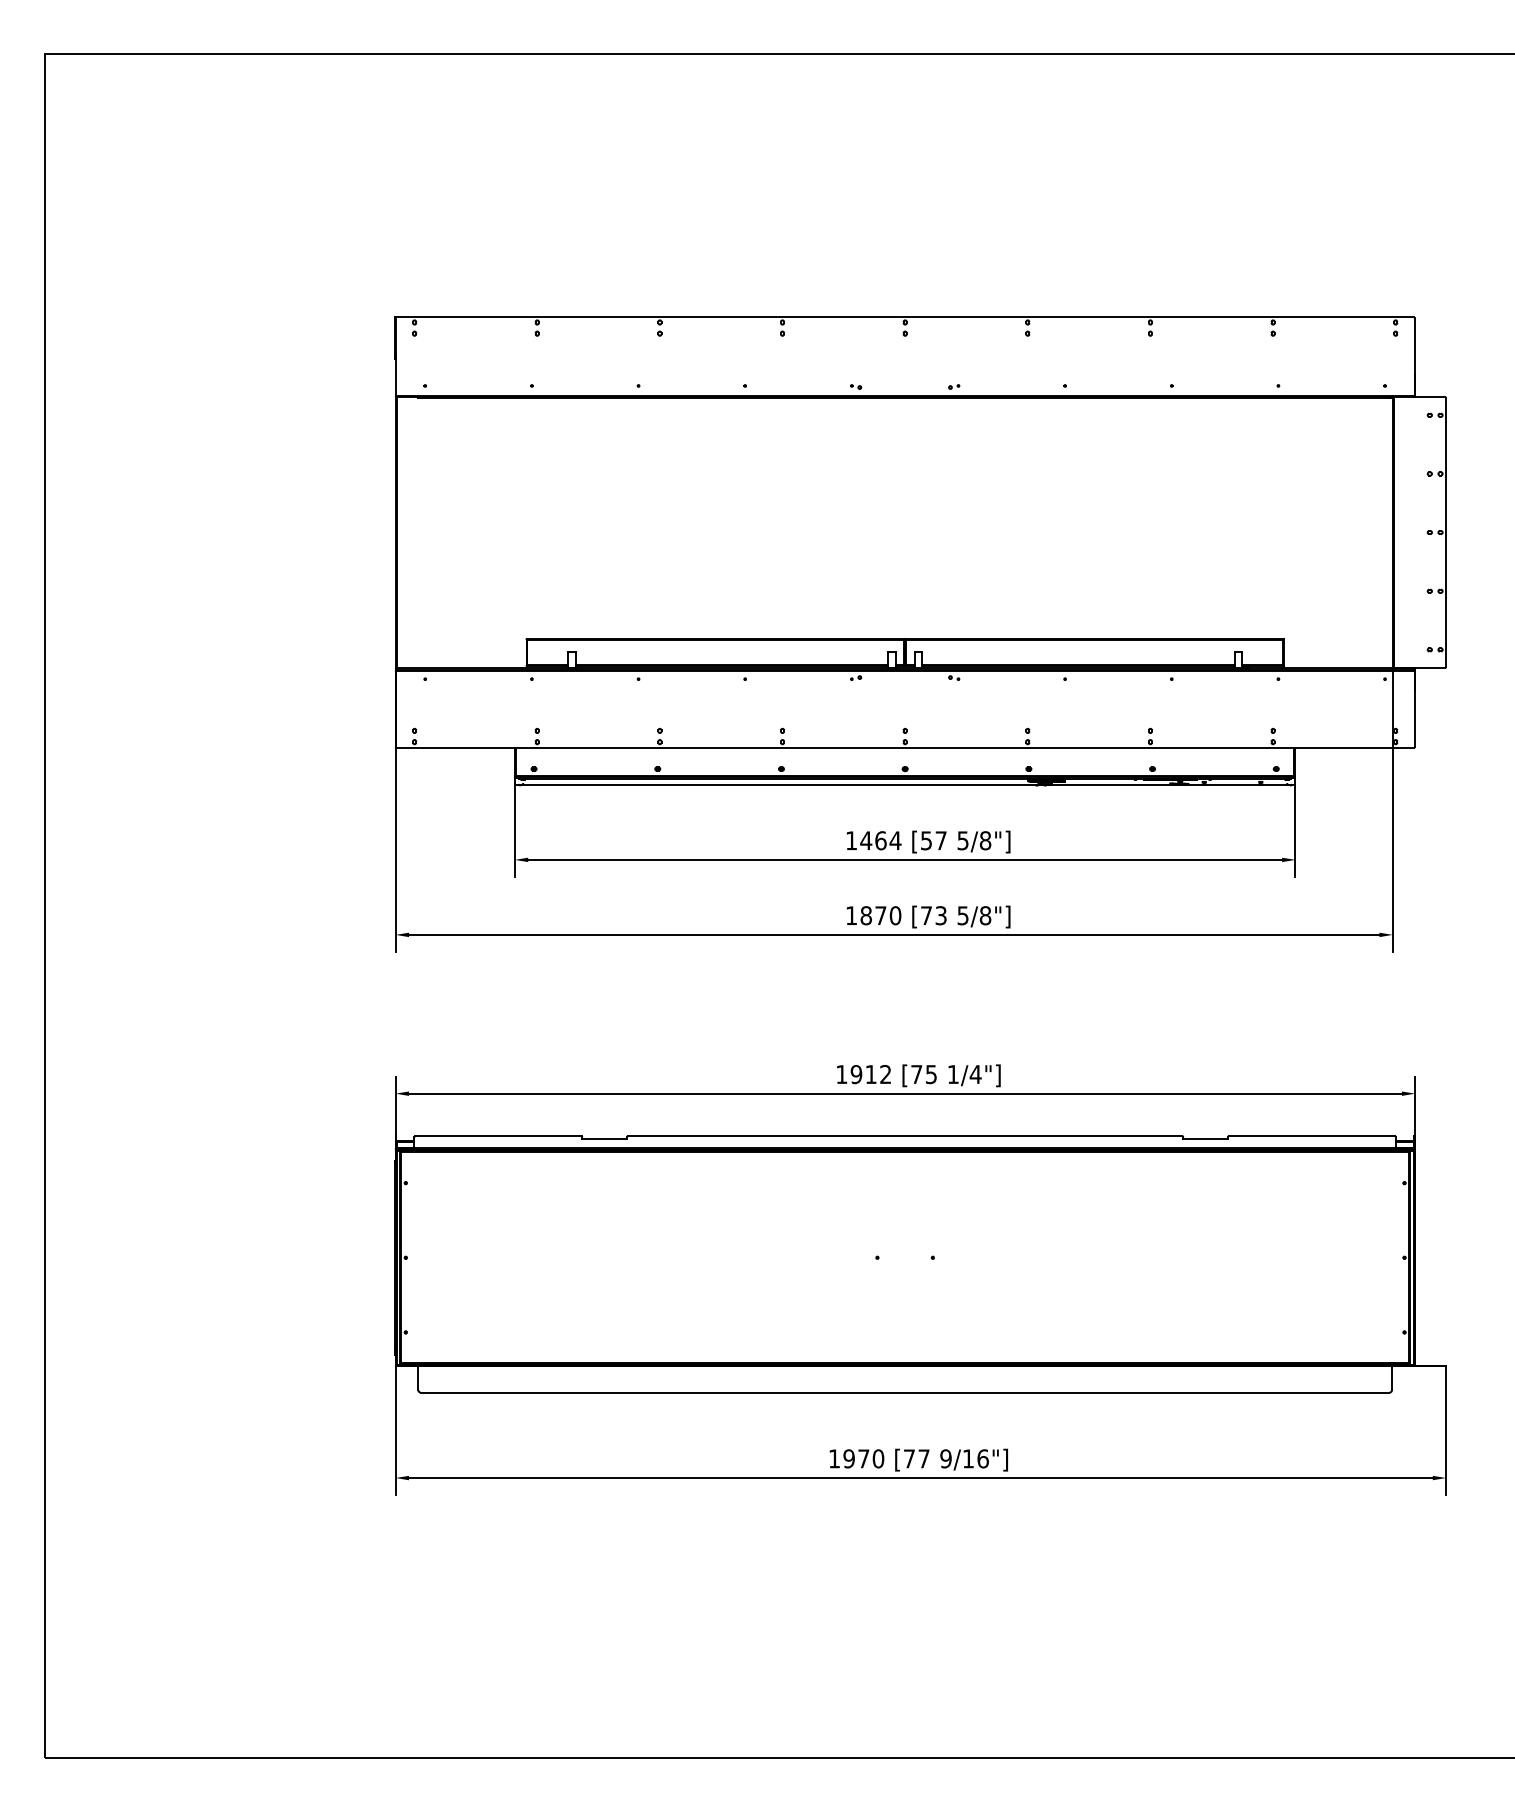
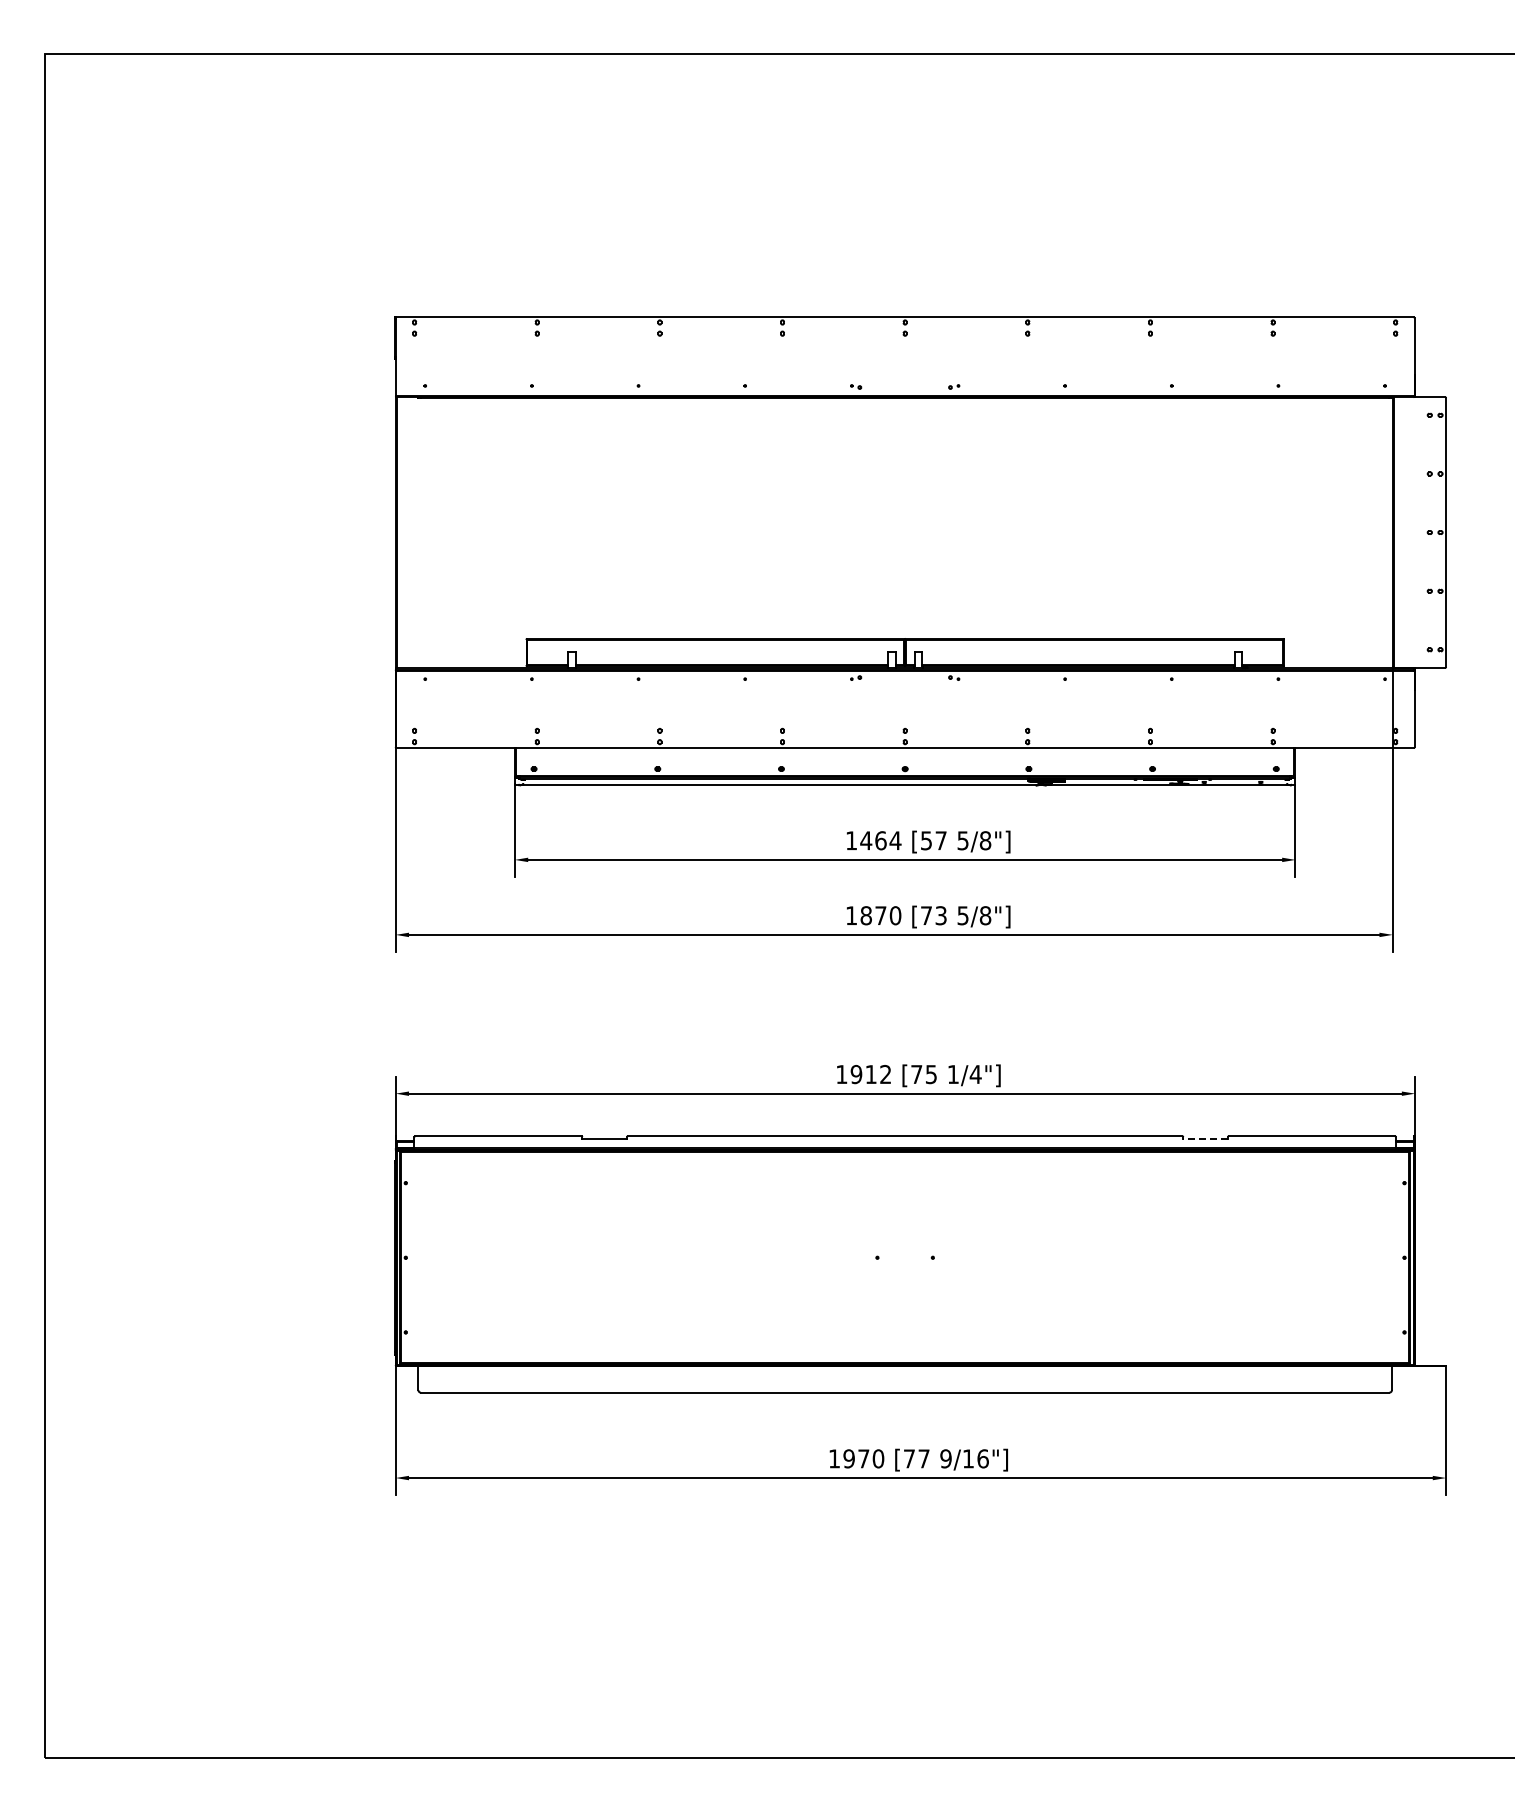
line: solid -> dashed (1205, 1138)
